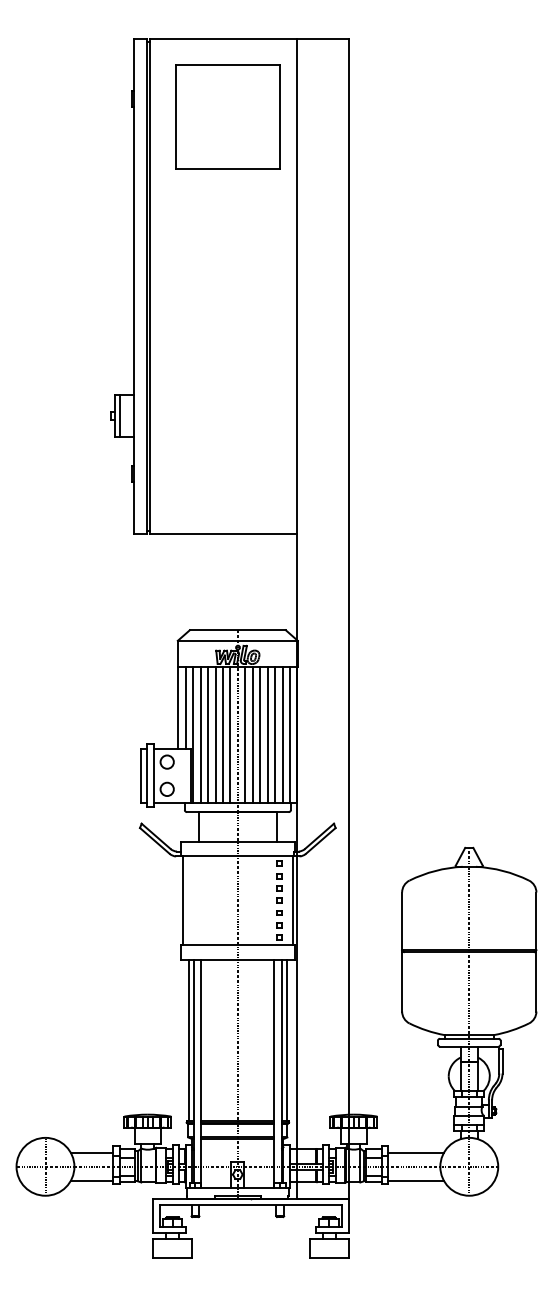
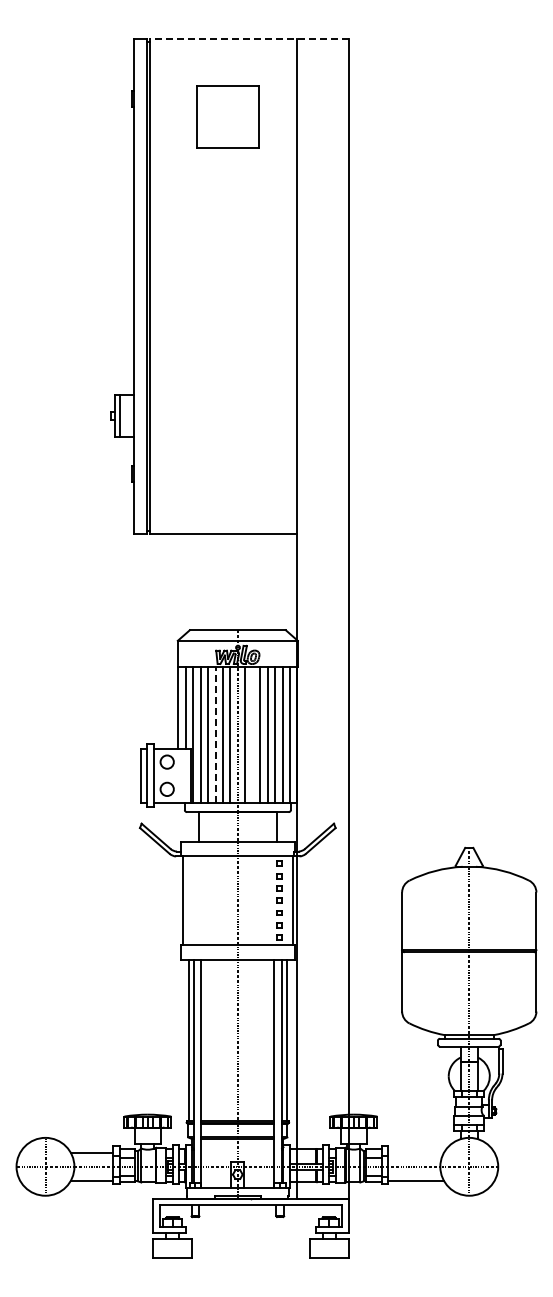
line: solid -> dashed (248, 38)
part size: 106x106 px -> 64x64 px (227, 116)
line: solid -> dashed (215, 734)
line: present -> none (252, 734)
line: present -> none (415, 1152)
